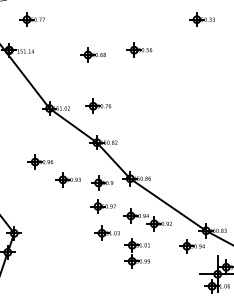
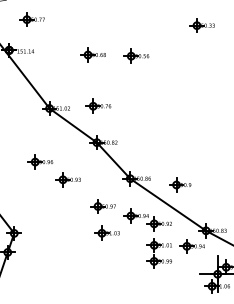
part position: (201, 19) -> (201, 25) (201, 25)
part position: (139, 49) -> (136, 55) (136, 55)
part position: (102, 182) -> (180, 184) (180, 184)
part position: (136, 253) -> (158, 253) (158, 253)
